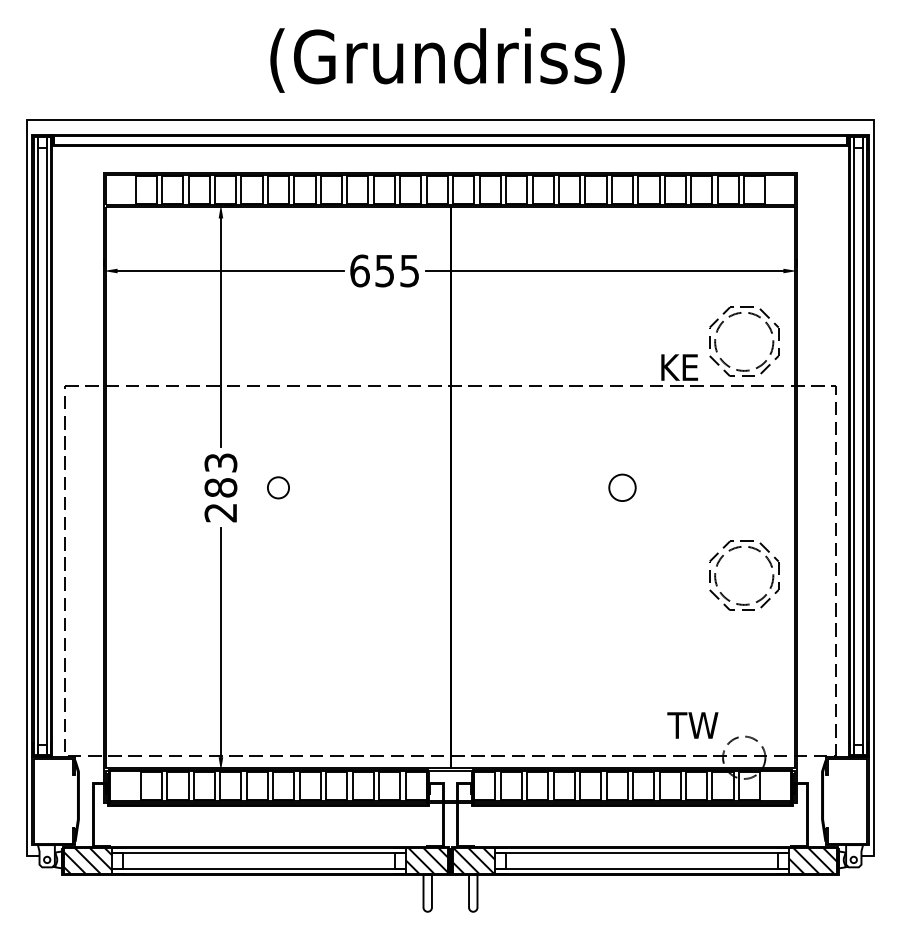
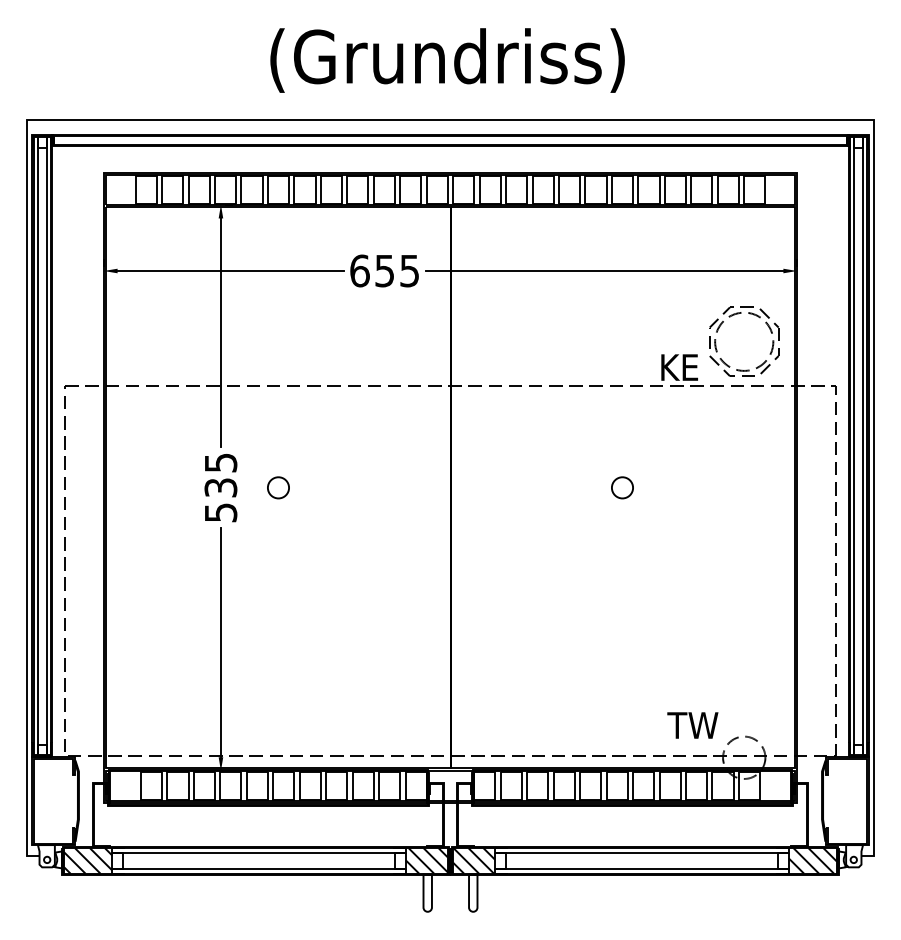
text: 283 -> 535 (220, 487)
circle size: 29x29 px -> 23x24 px (622, 487)
part: present -> none (749, 548)
